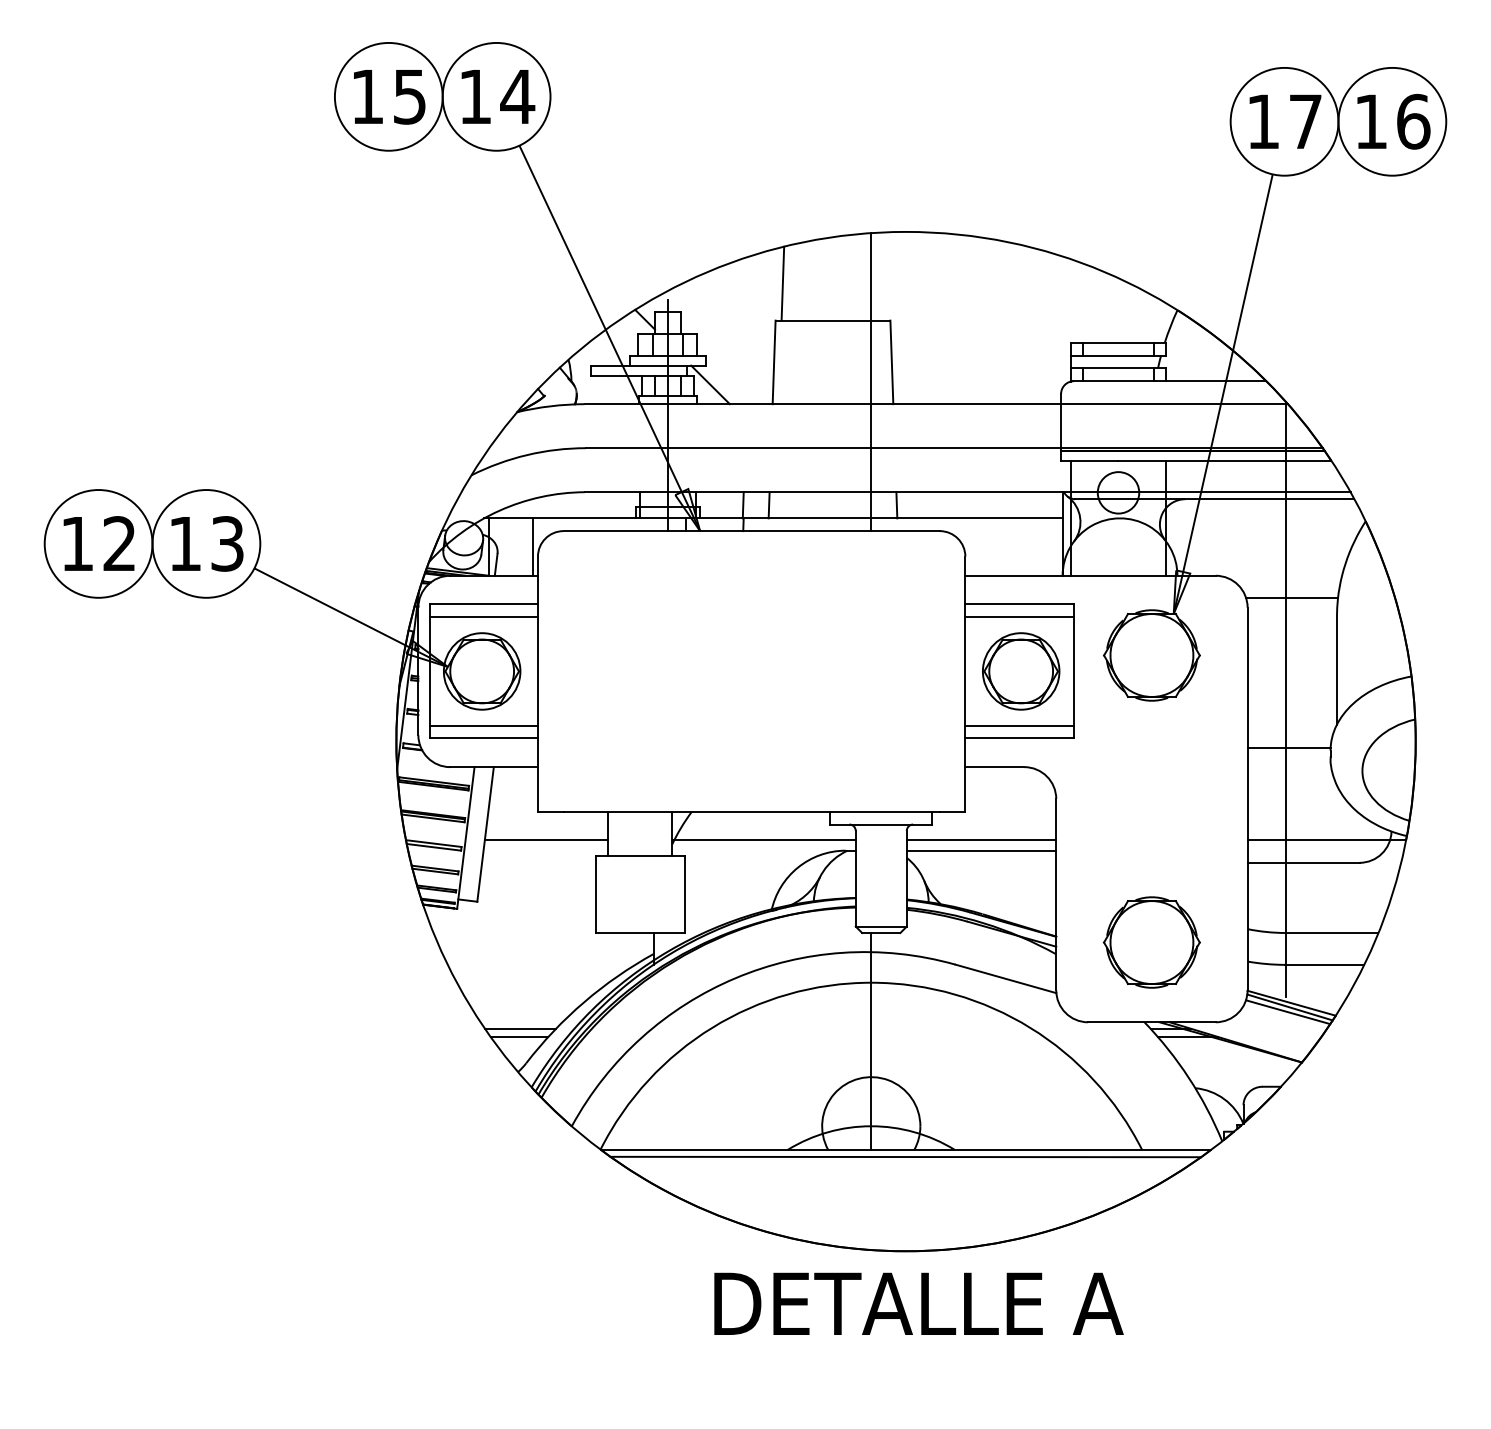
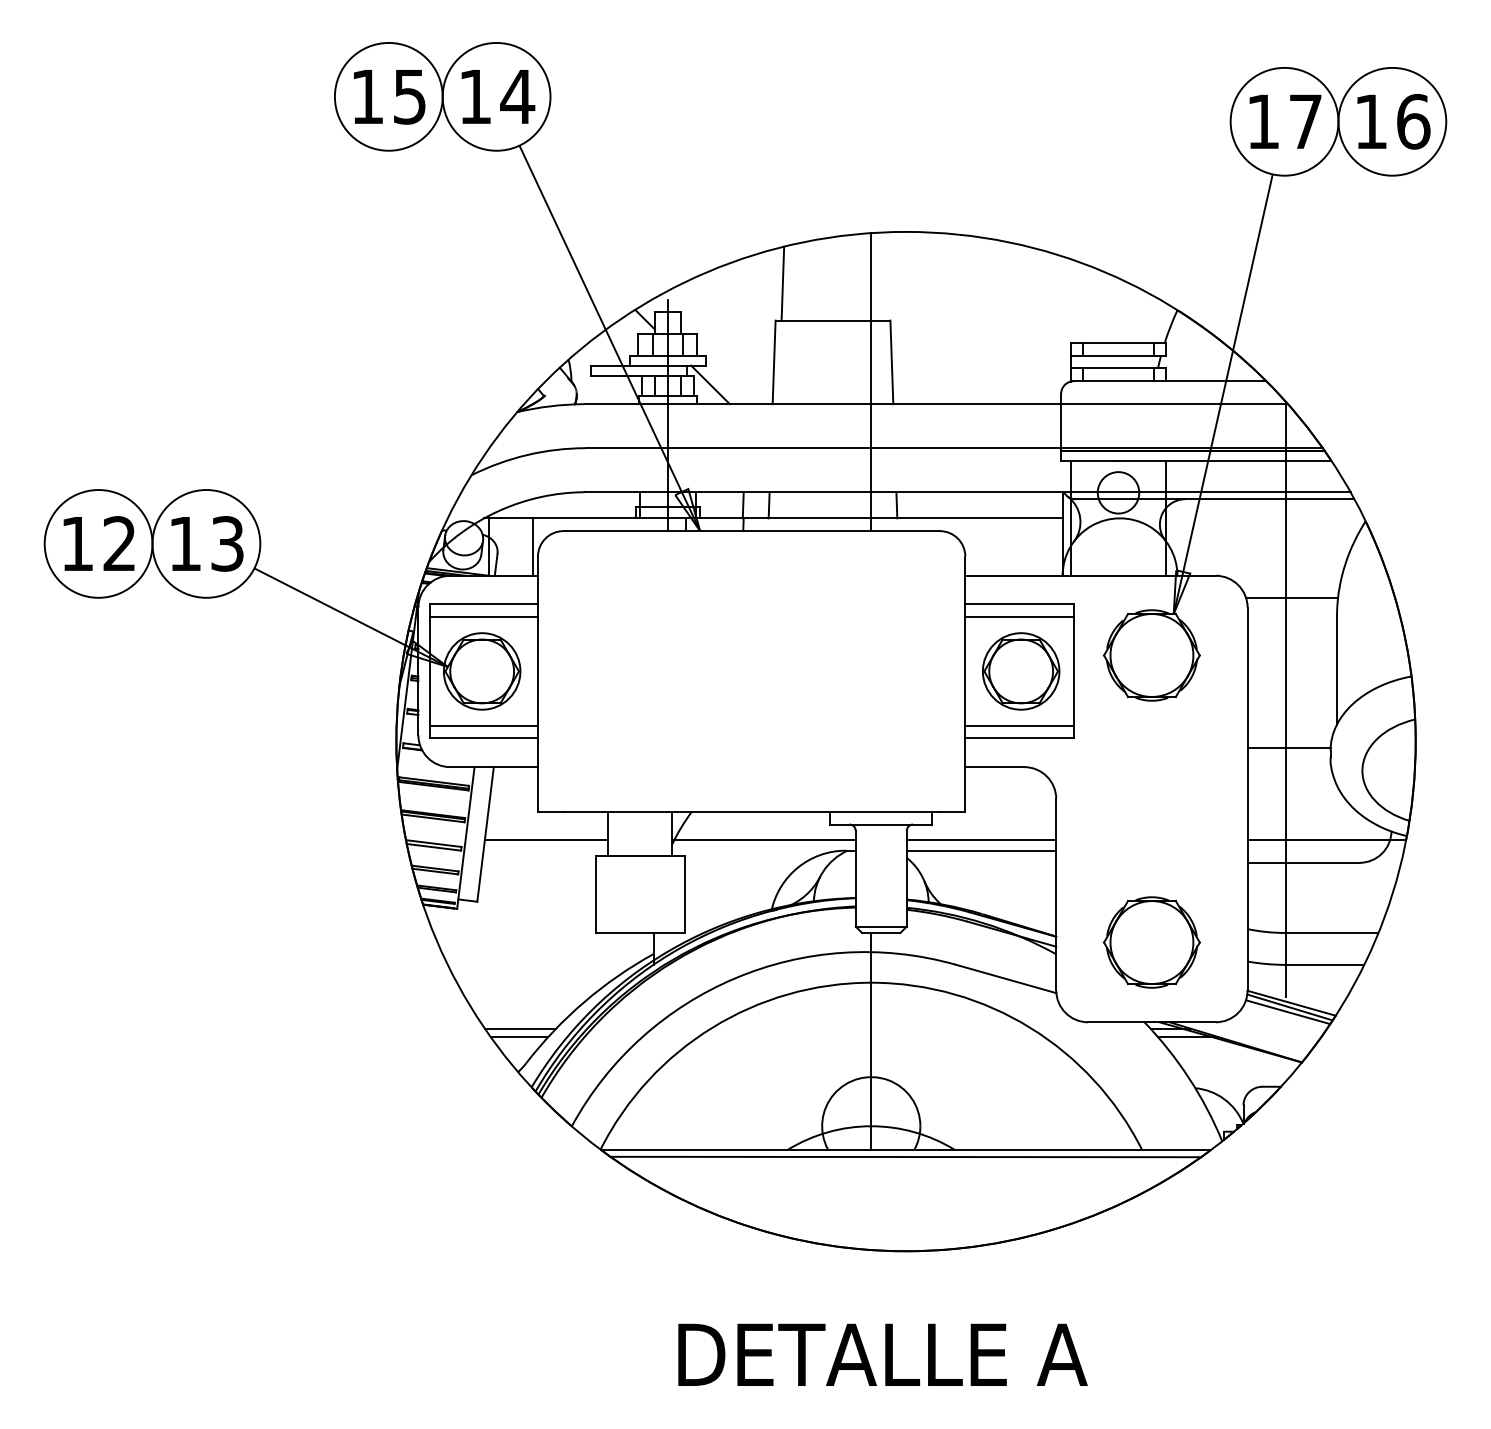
text position: (918, 1303) -> (882, 1354) (882, 1354)
